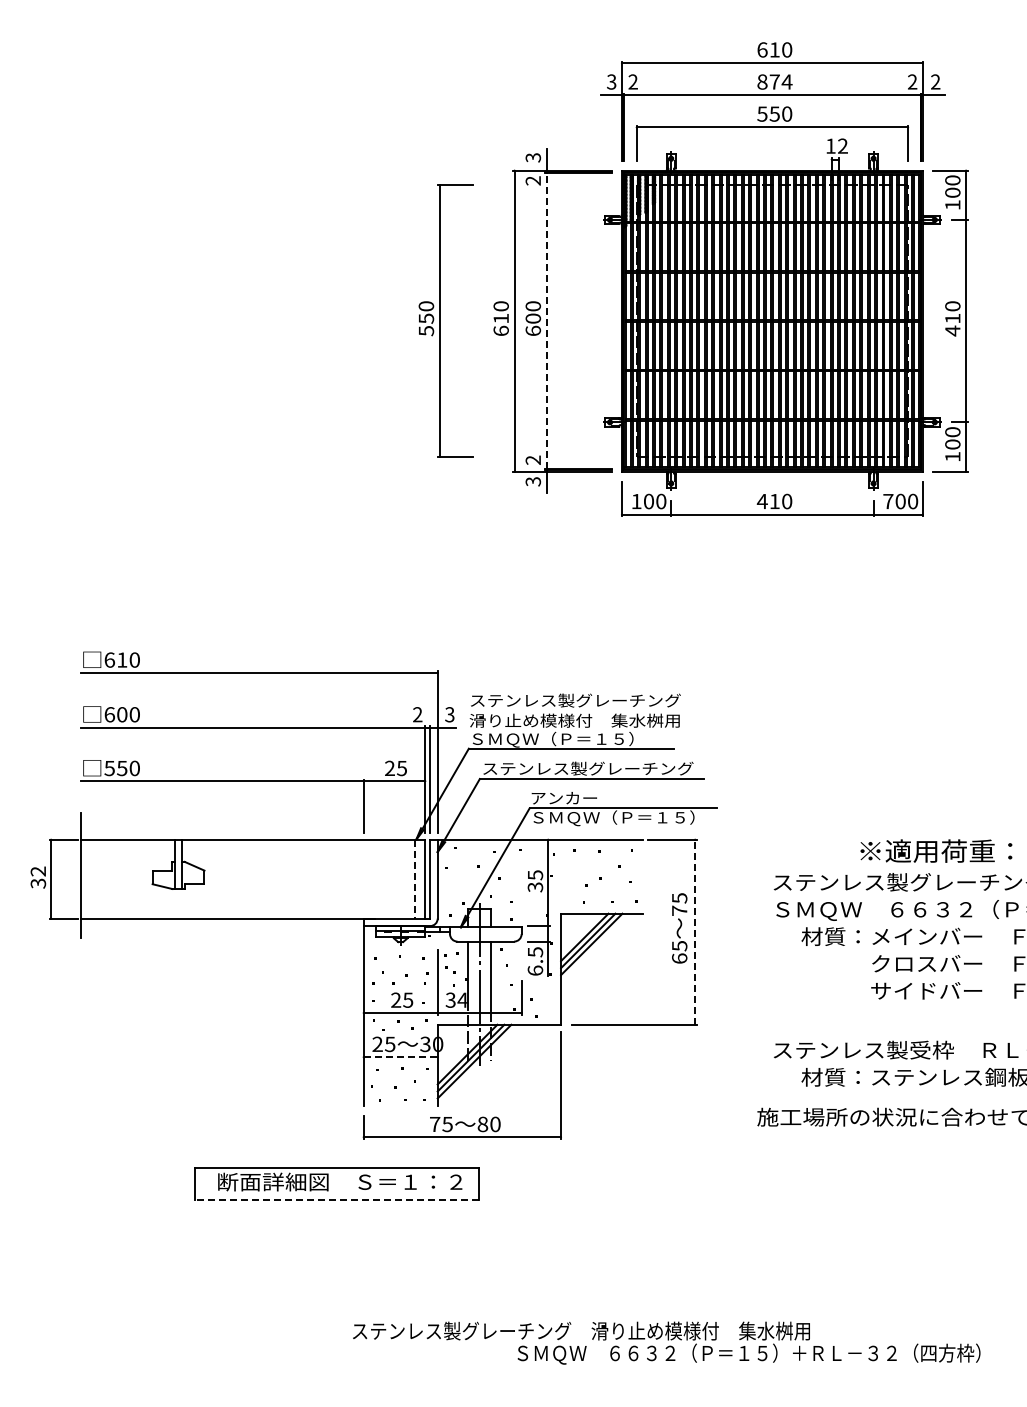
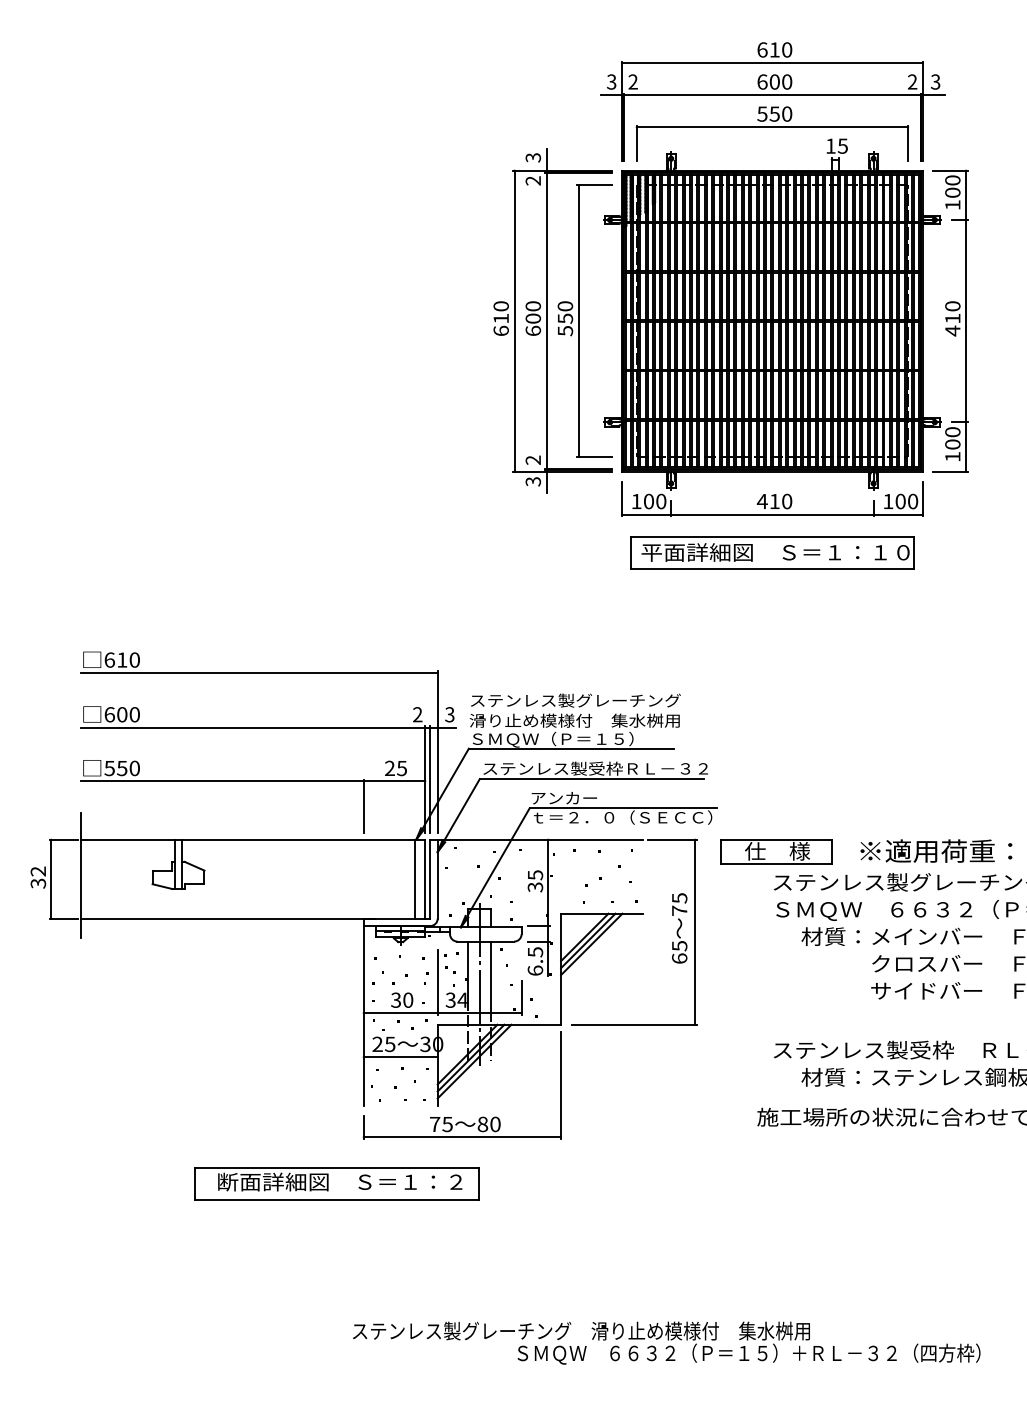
text: 874 -> 600 (774, 81)
text: 2 -> 3 (935, 81)
text: 12 -> 15 (842, 145)
part position: (445, 320) -> (584, 320) (584, 320)
line: dashed -> solid (546, 320)
text: 700 -> 100 (888, 501)
part: none -> present (772, 552)
text: ステンレス製グレーチング -> ステンレス製受枠ＲＬ－３２ (648, 768)
text: ＳＭＱＷ（Ｐ＝１５） -> ｔ＝２．０（ＳＥＣＣ） (622, 818)
part: none -> present (776, 851)
line: dashed -> solid (415, 879)
line: dashed -> solid (695, 932)
text: 25 -> 30 (402, 999)
line: dashed -> solid (401, 1057)
line: dashed -> solid (336, 1200)
